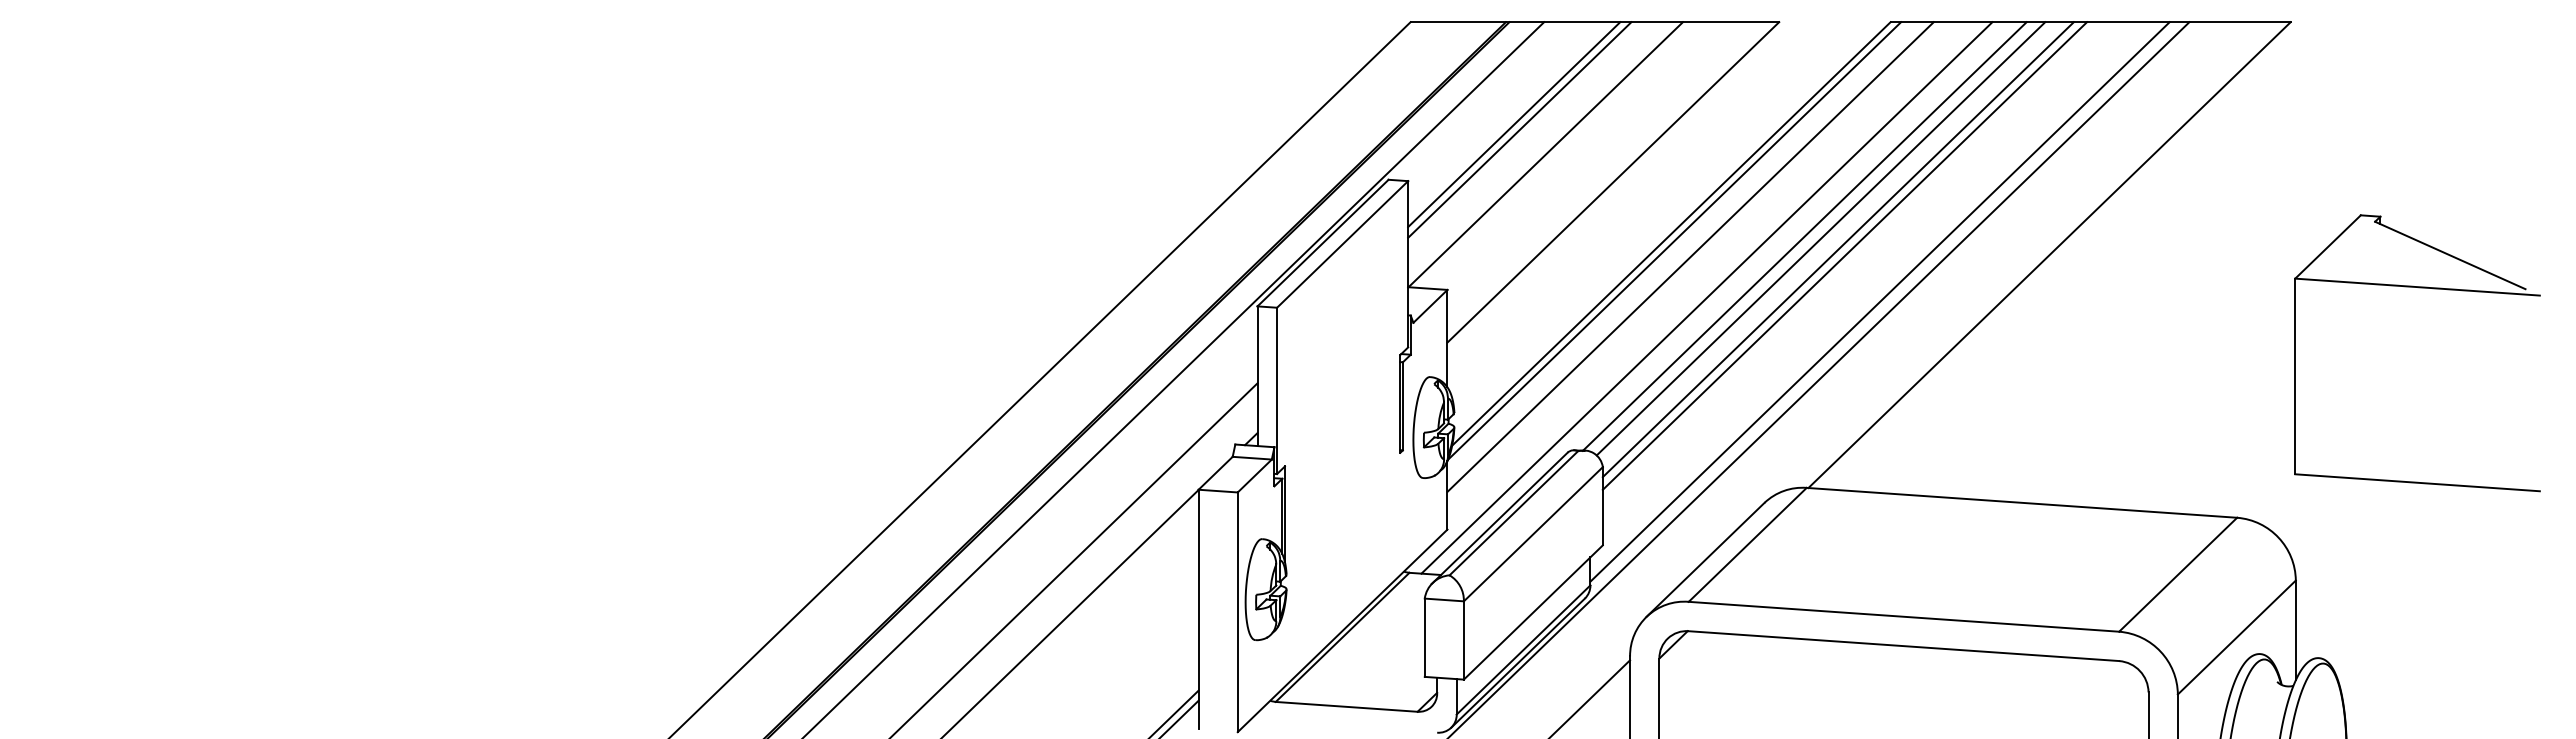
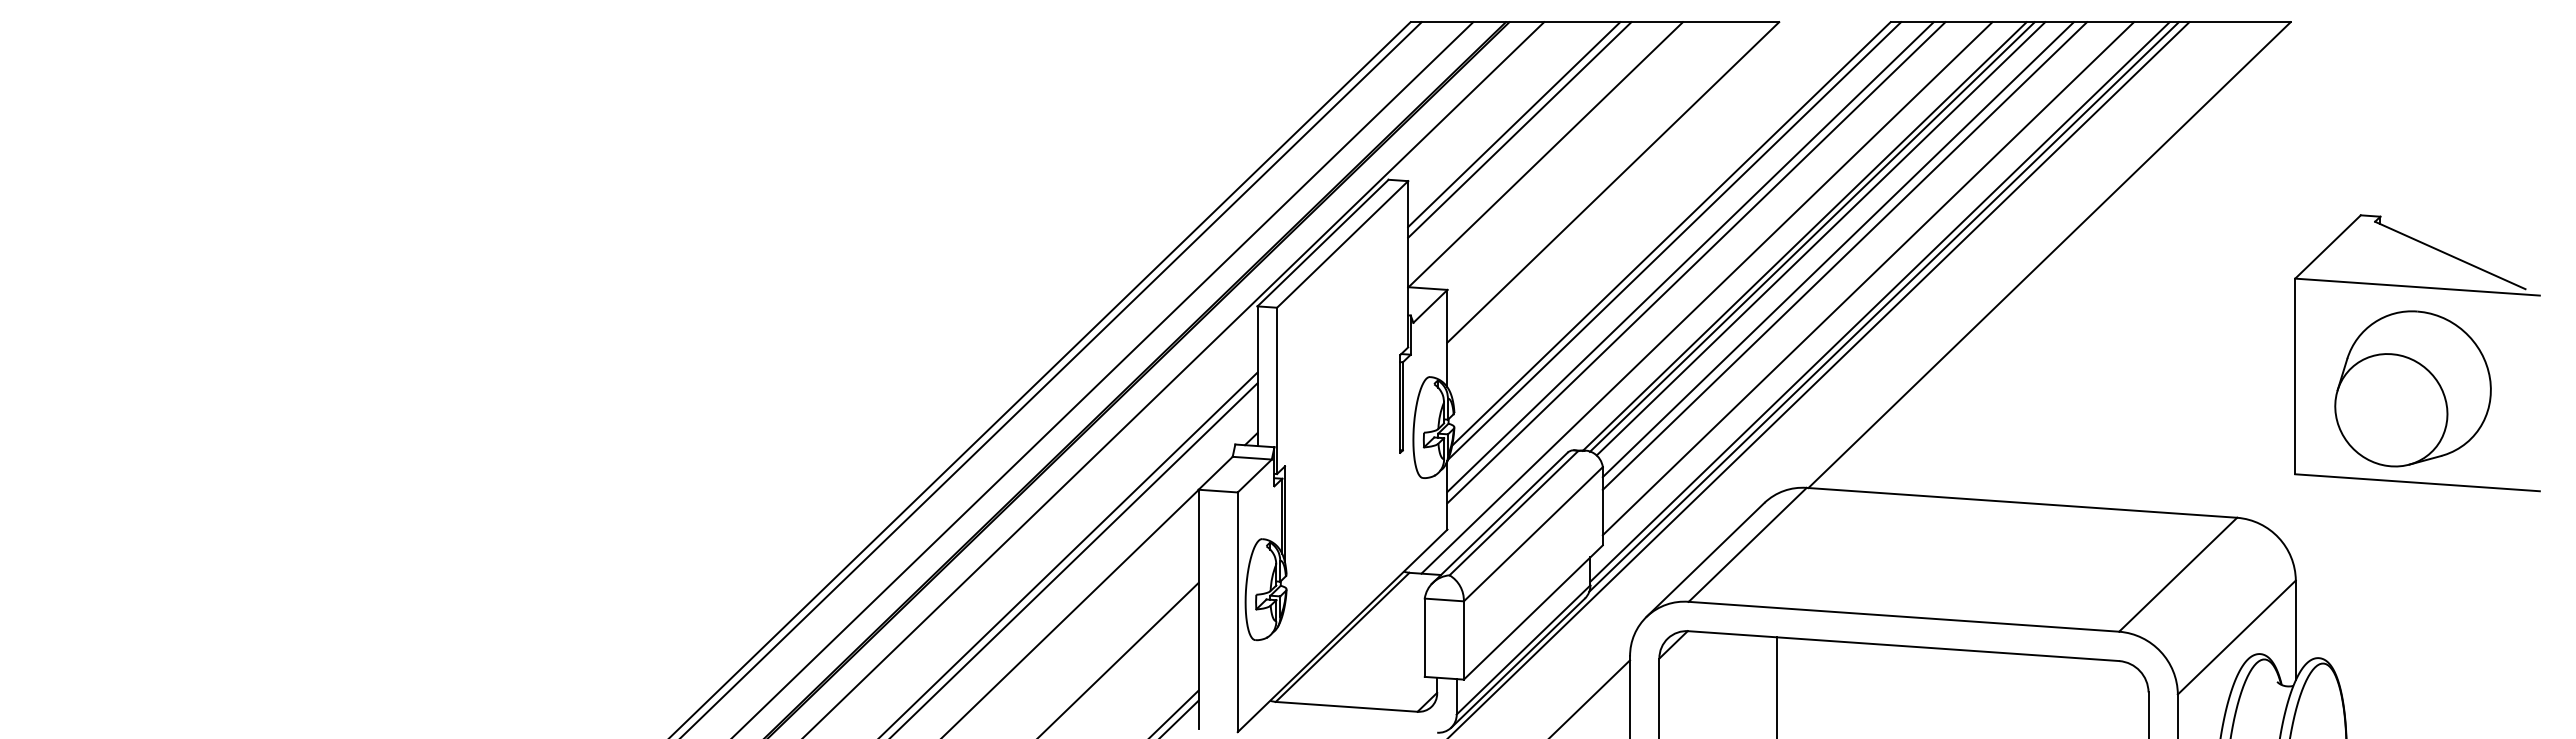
line: none -> present (1811, 236)
line: none -> present (1696, 262)
line: none -> present (1868, 278)
line: none -> present (1883, 306)
line: none -> present (1051, 378)
line: none -> present (1103, 378)
part: none -> present (2412, 388)
line: none -> present (1069, 553)
line: none -> present (1119, 658)
line: none -> present (1777, 686)
